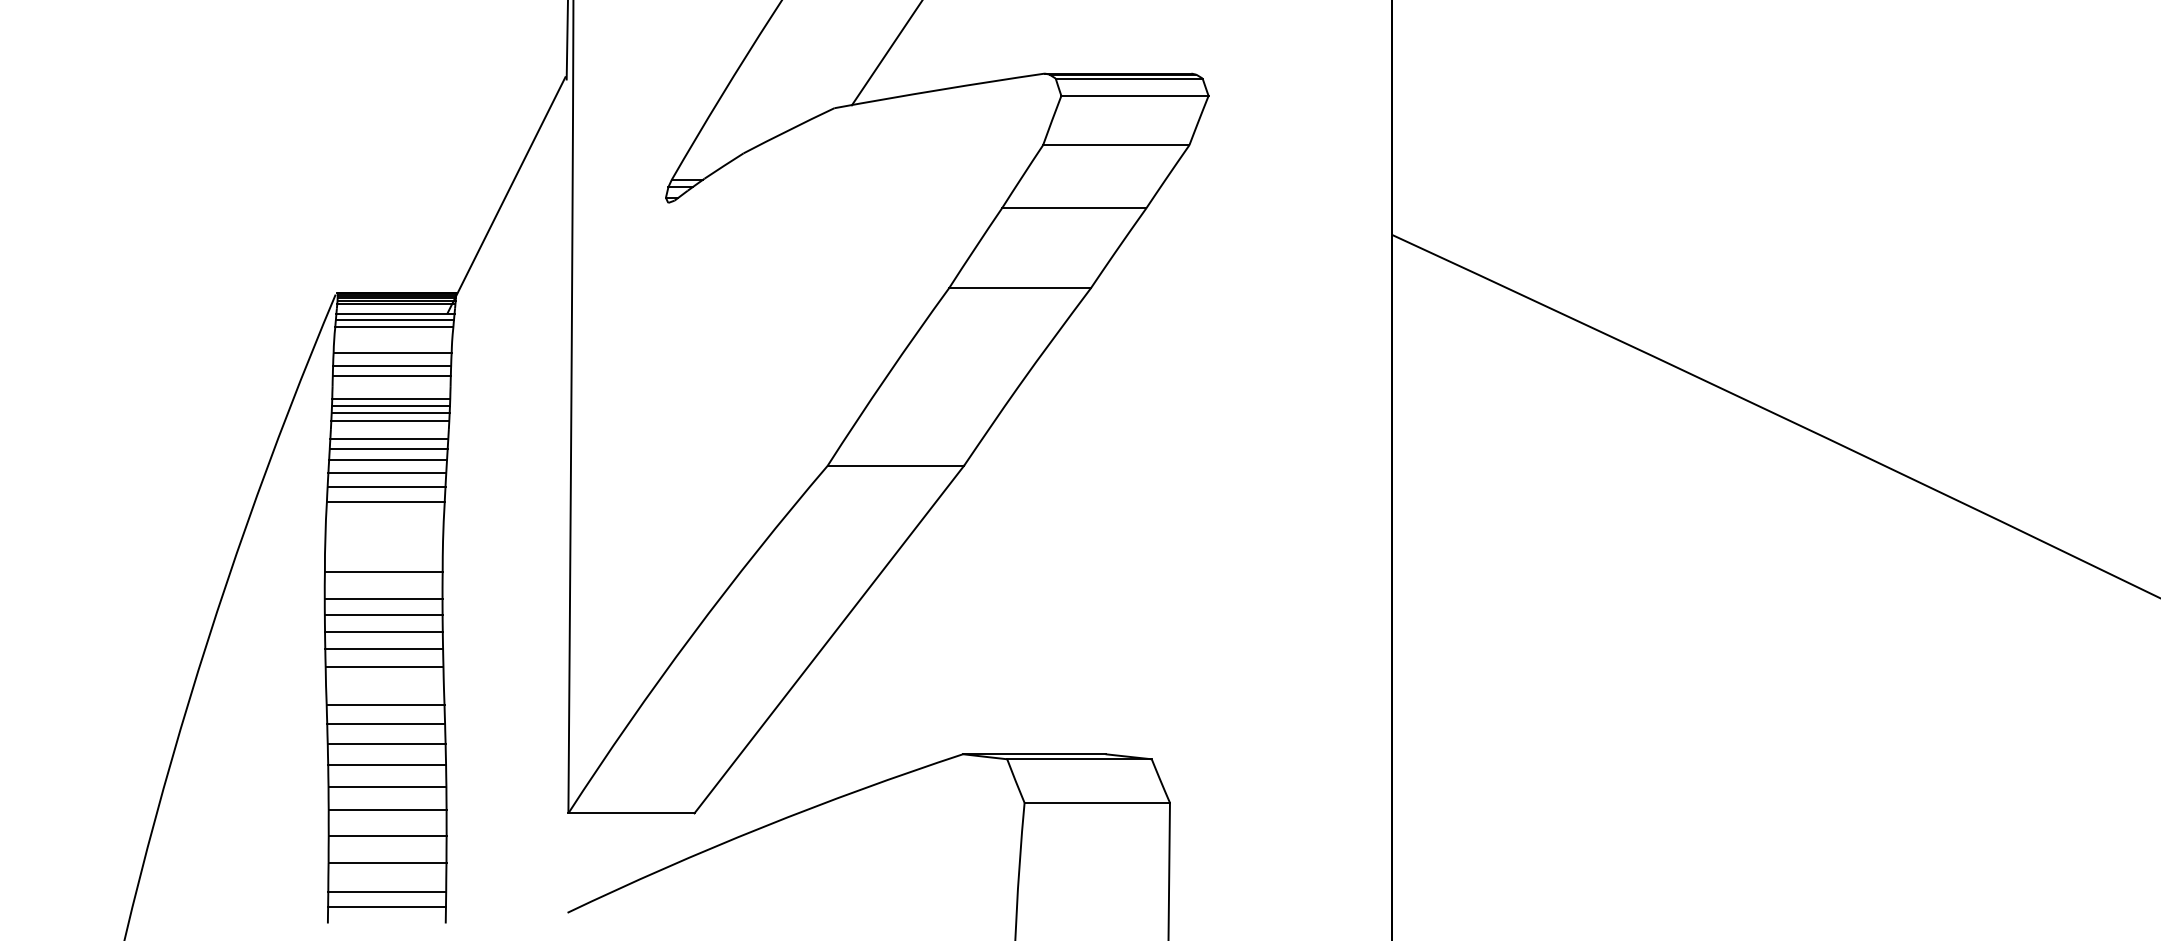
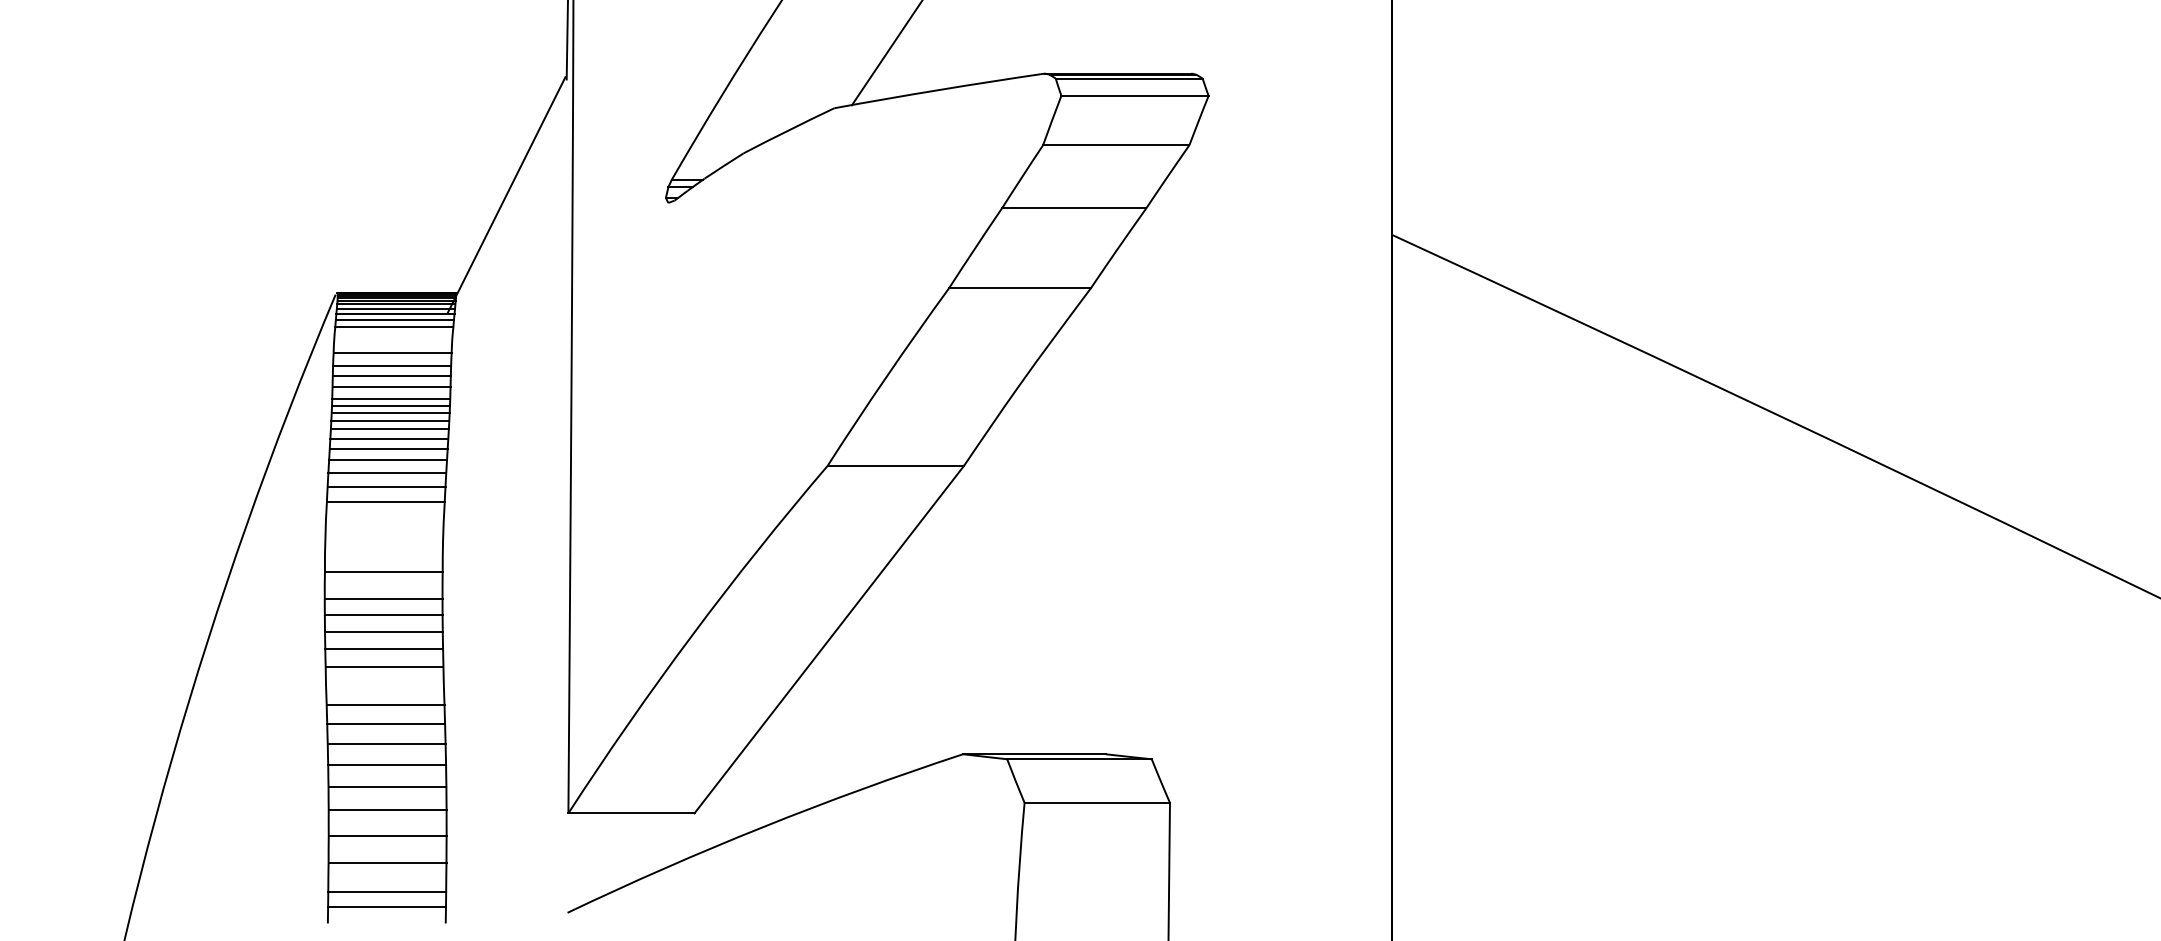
line: none -> present (395, 308)
line: none -> present (391, 386)
line: none -> present (389, 429)
